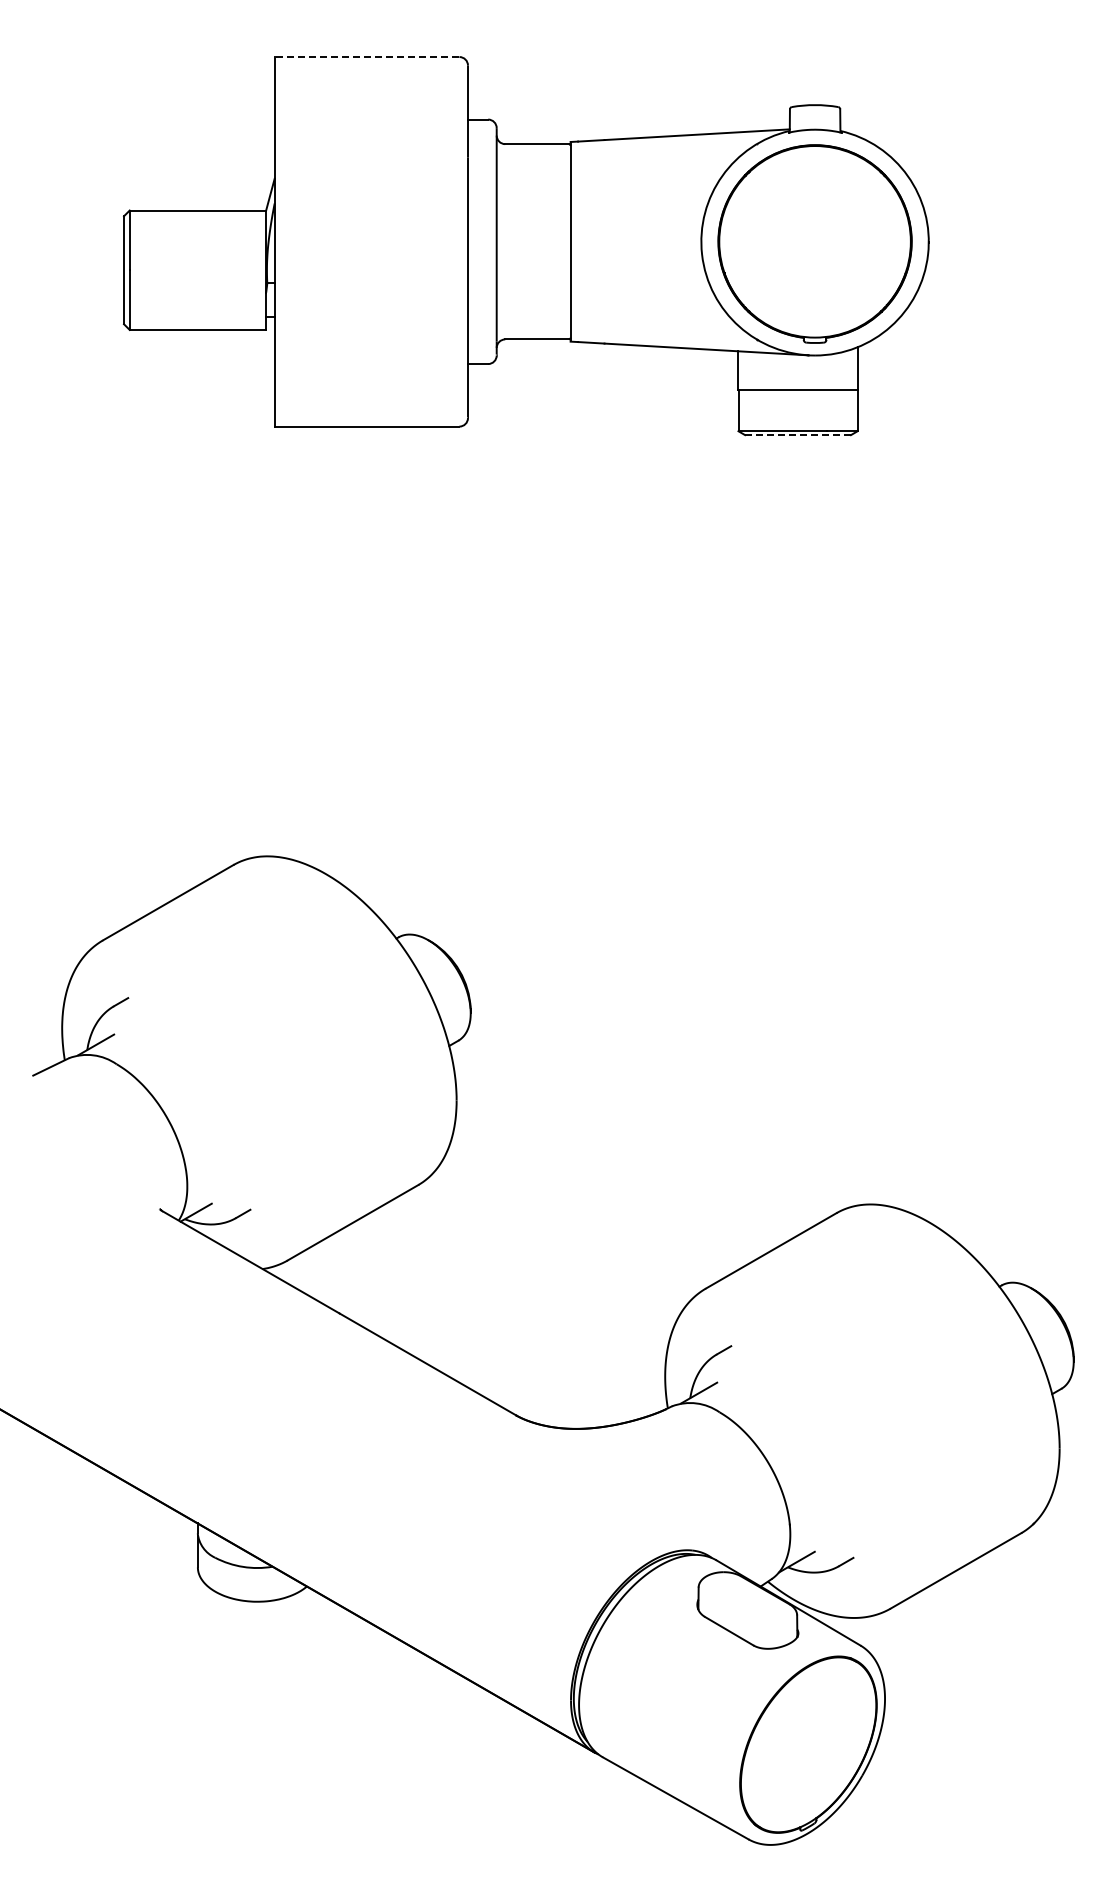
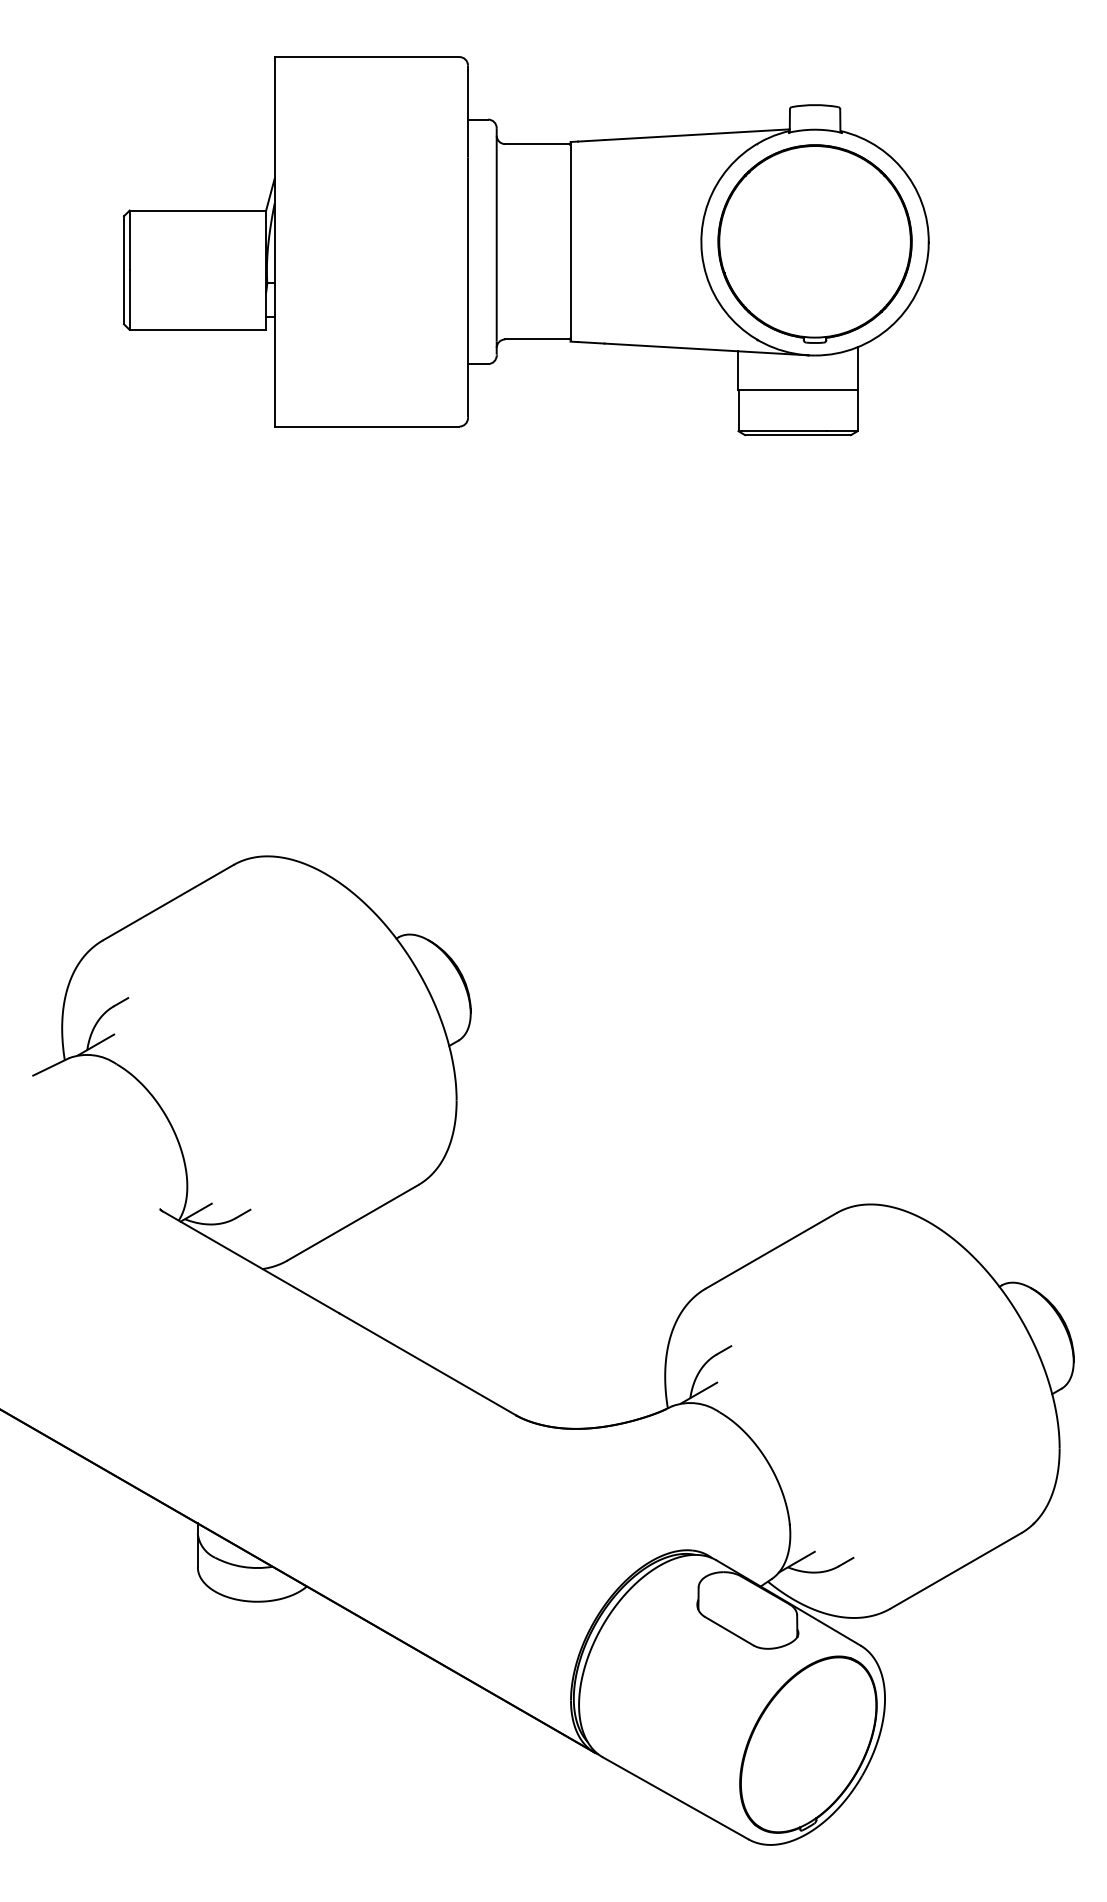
line: dashed -> solid (366, 57)
line: dashed -> solid (798, 435)
